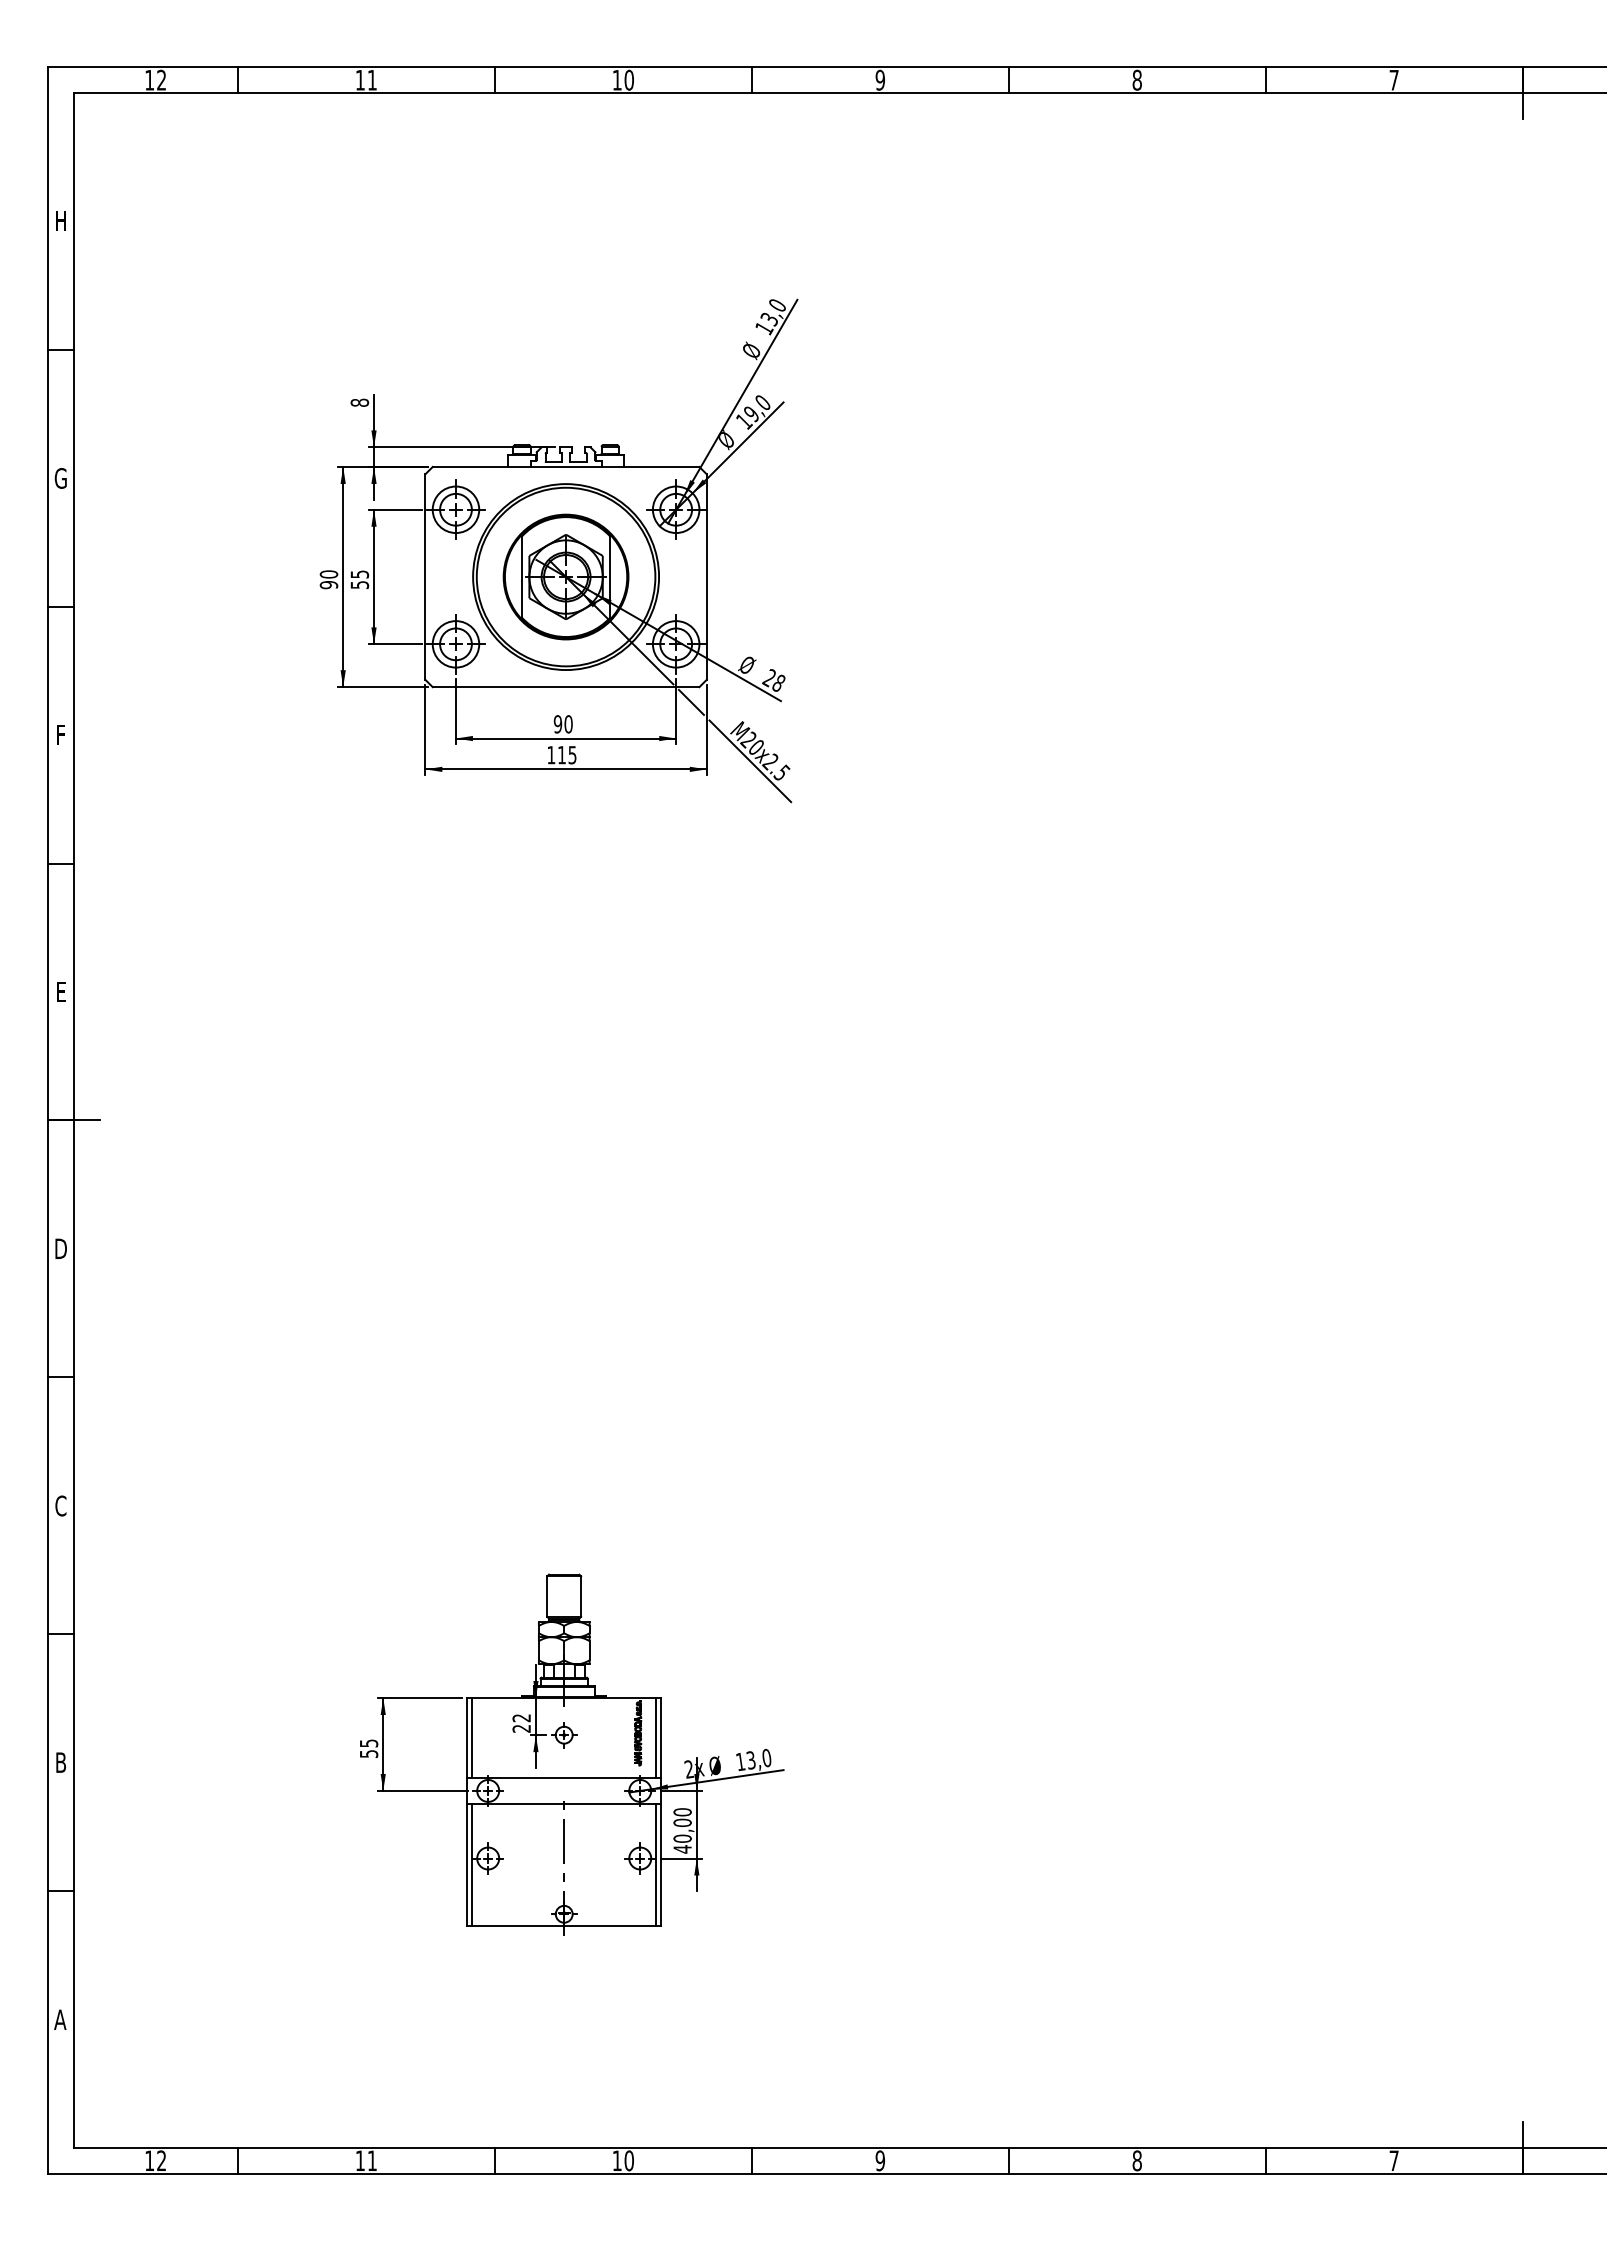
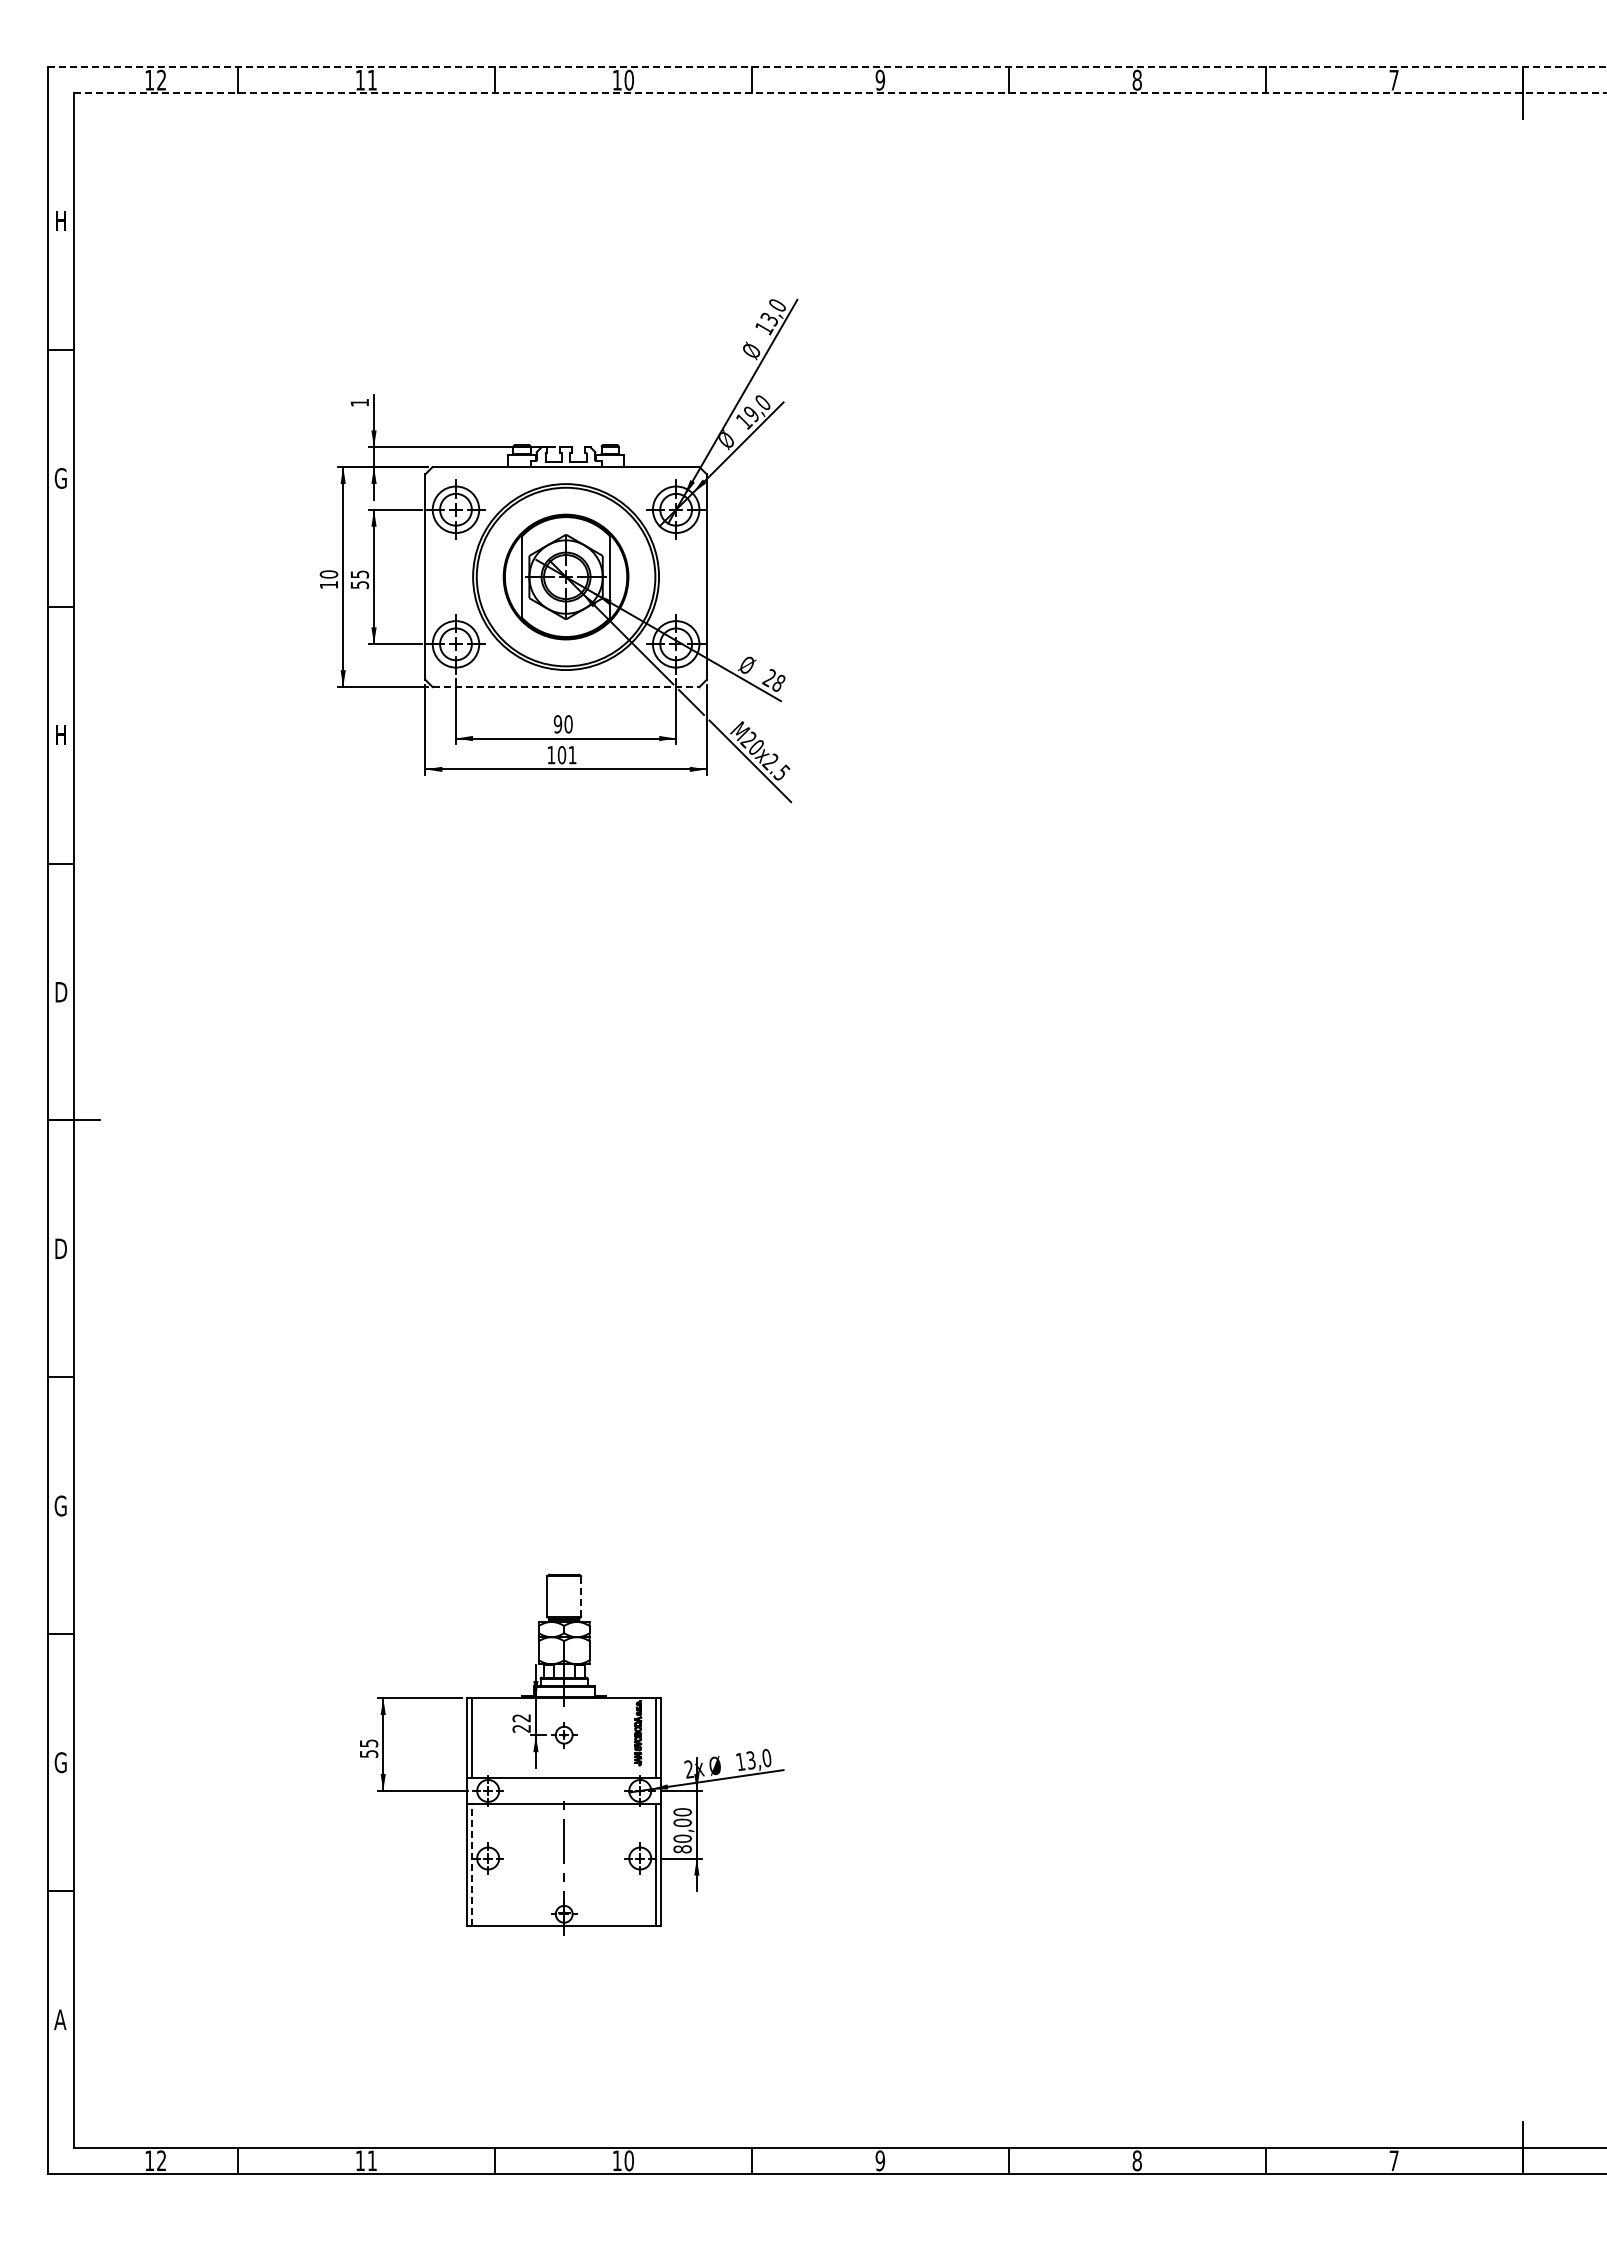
line: solid -> dashed (828, 67)
line: solid -> dashed (840, 92)
text: 8 -> 1 (359, 402)
text: 90 -> 10 (328, 585)
line: solid -> dashed (566, 687)
text: F -> H (60, 734)
text: 115 -> 101 (566, 755)
text: E -> D (61, 992)
text: C -> G (60, 1505)
line: solid -> dashed (581, 1596)
text: B -> G (60, 1762)
text: 40,00 -> 80,00 (682, 1849)
line: solid -> dashed (472, 1864)
